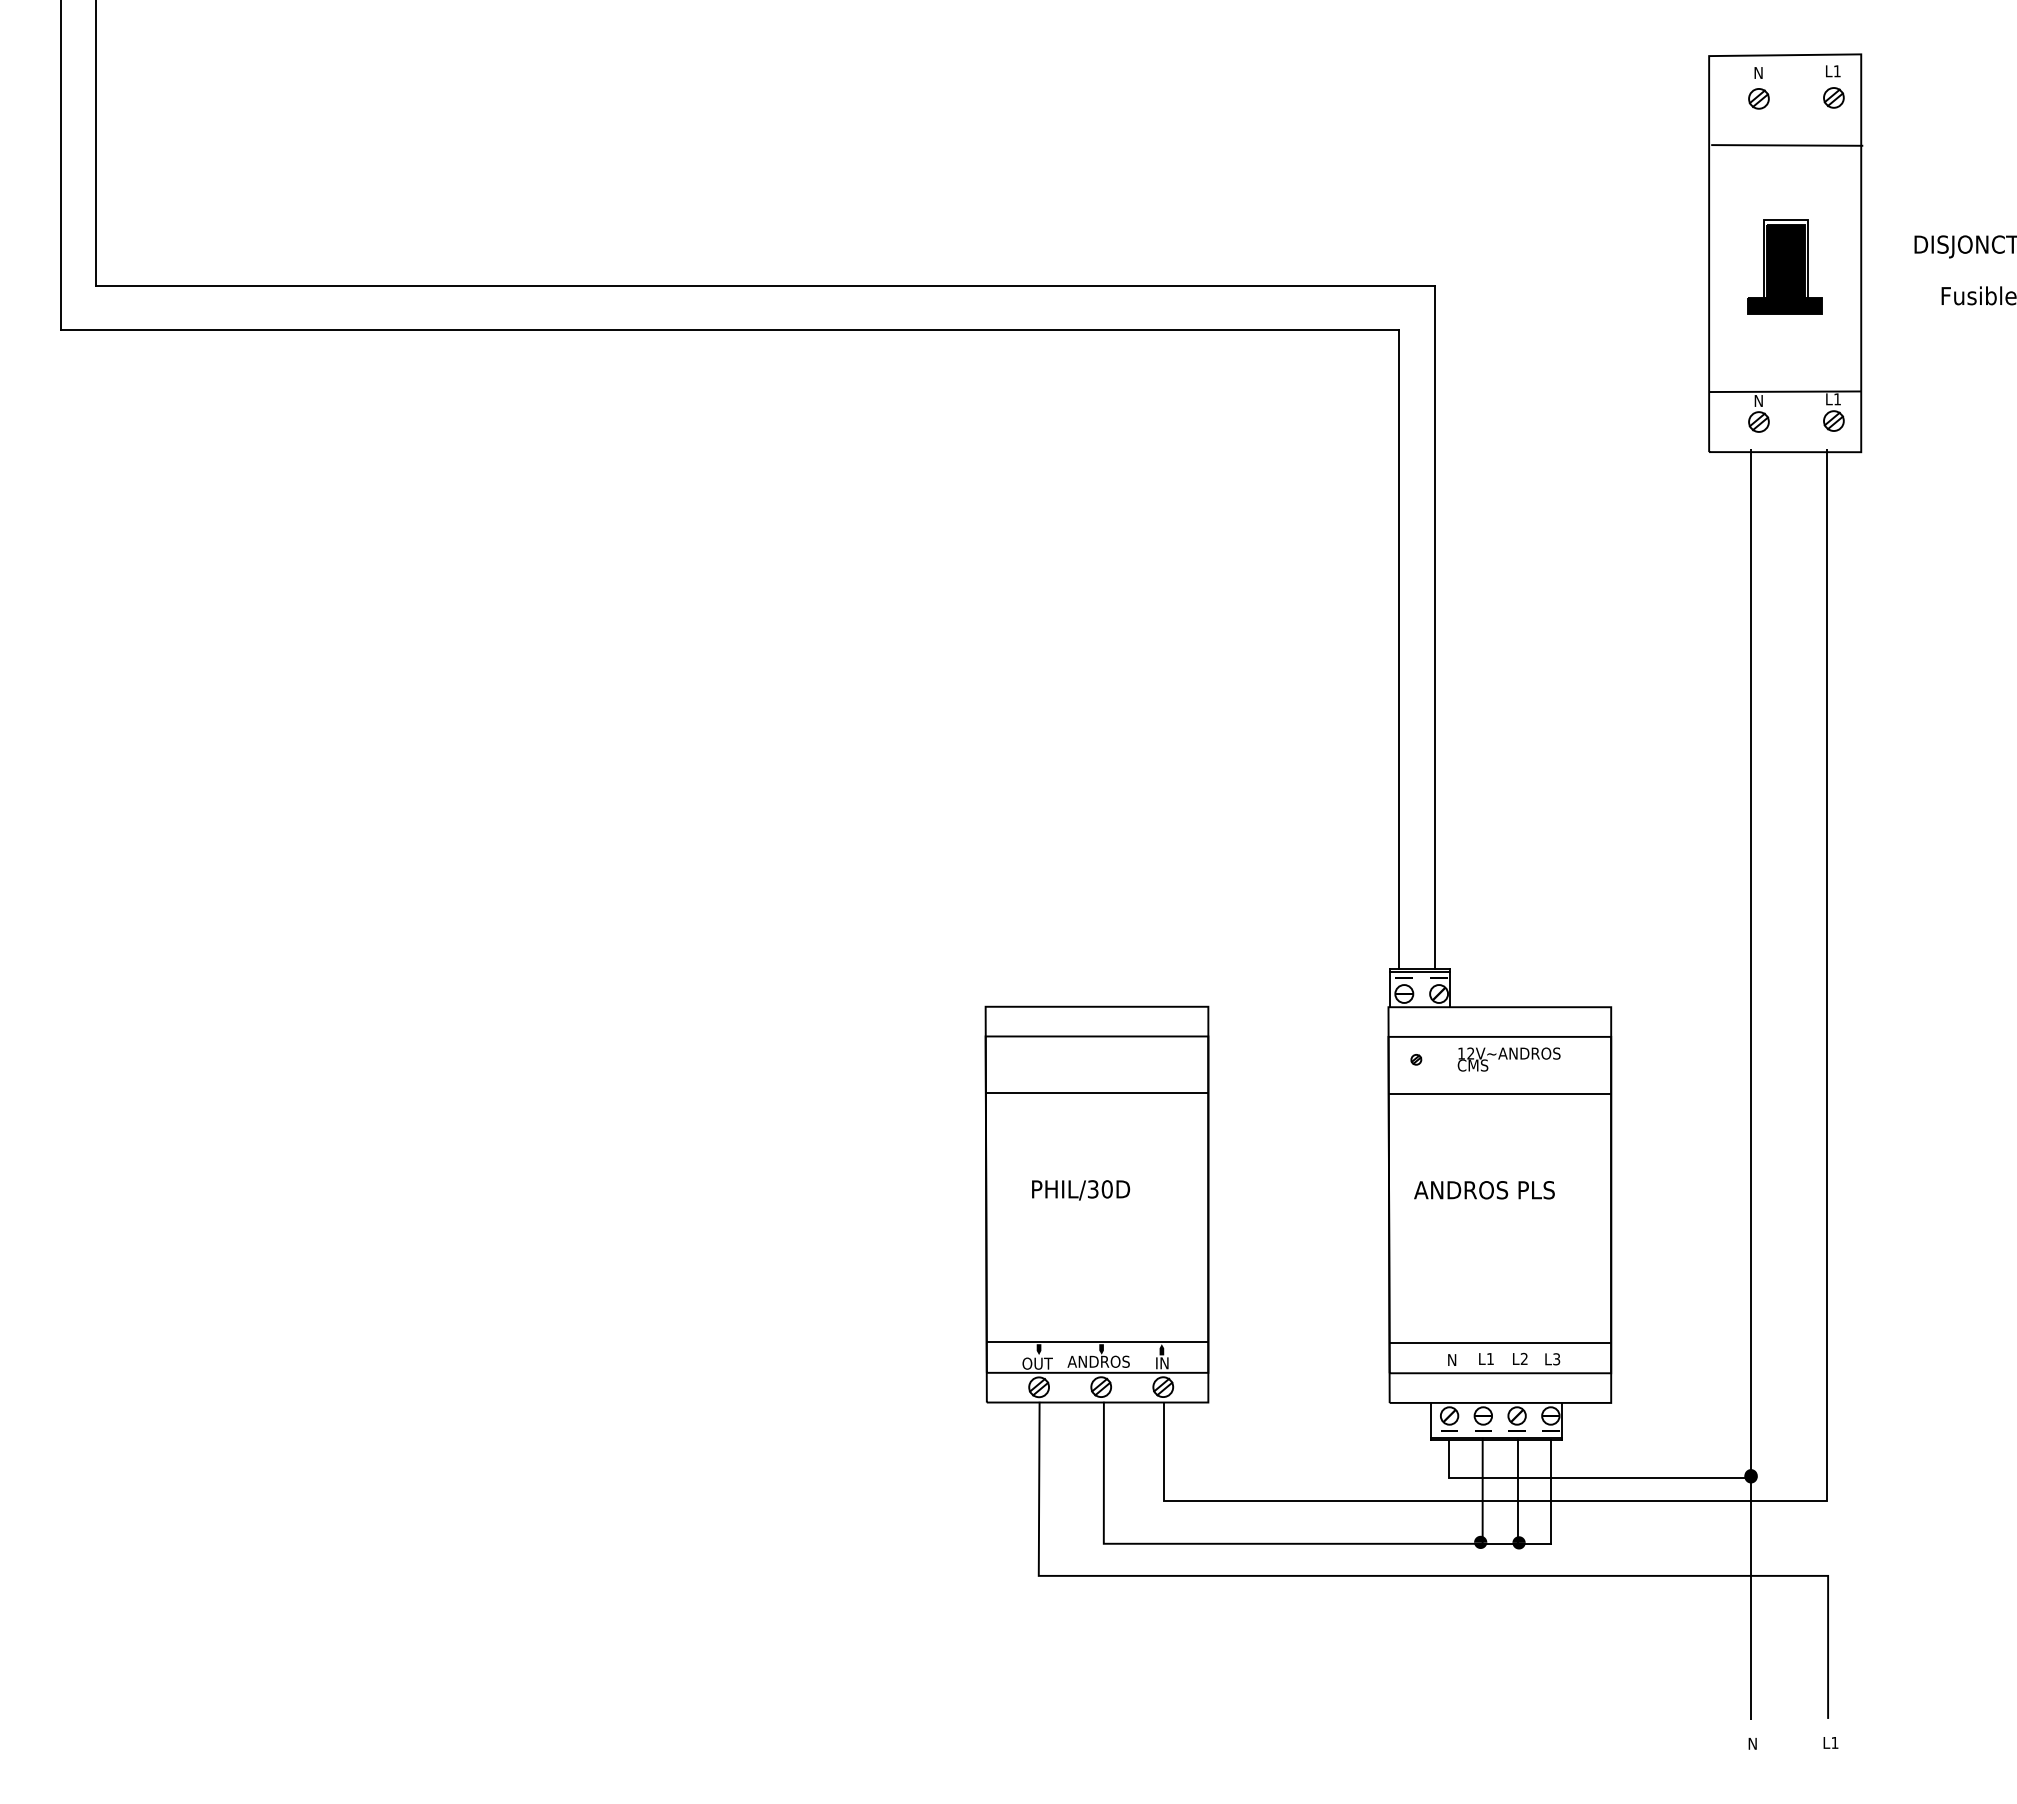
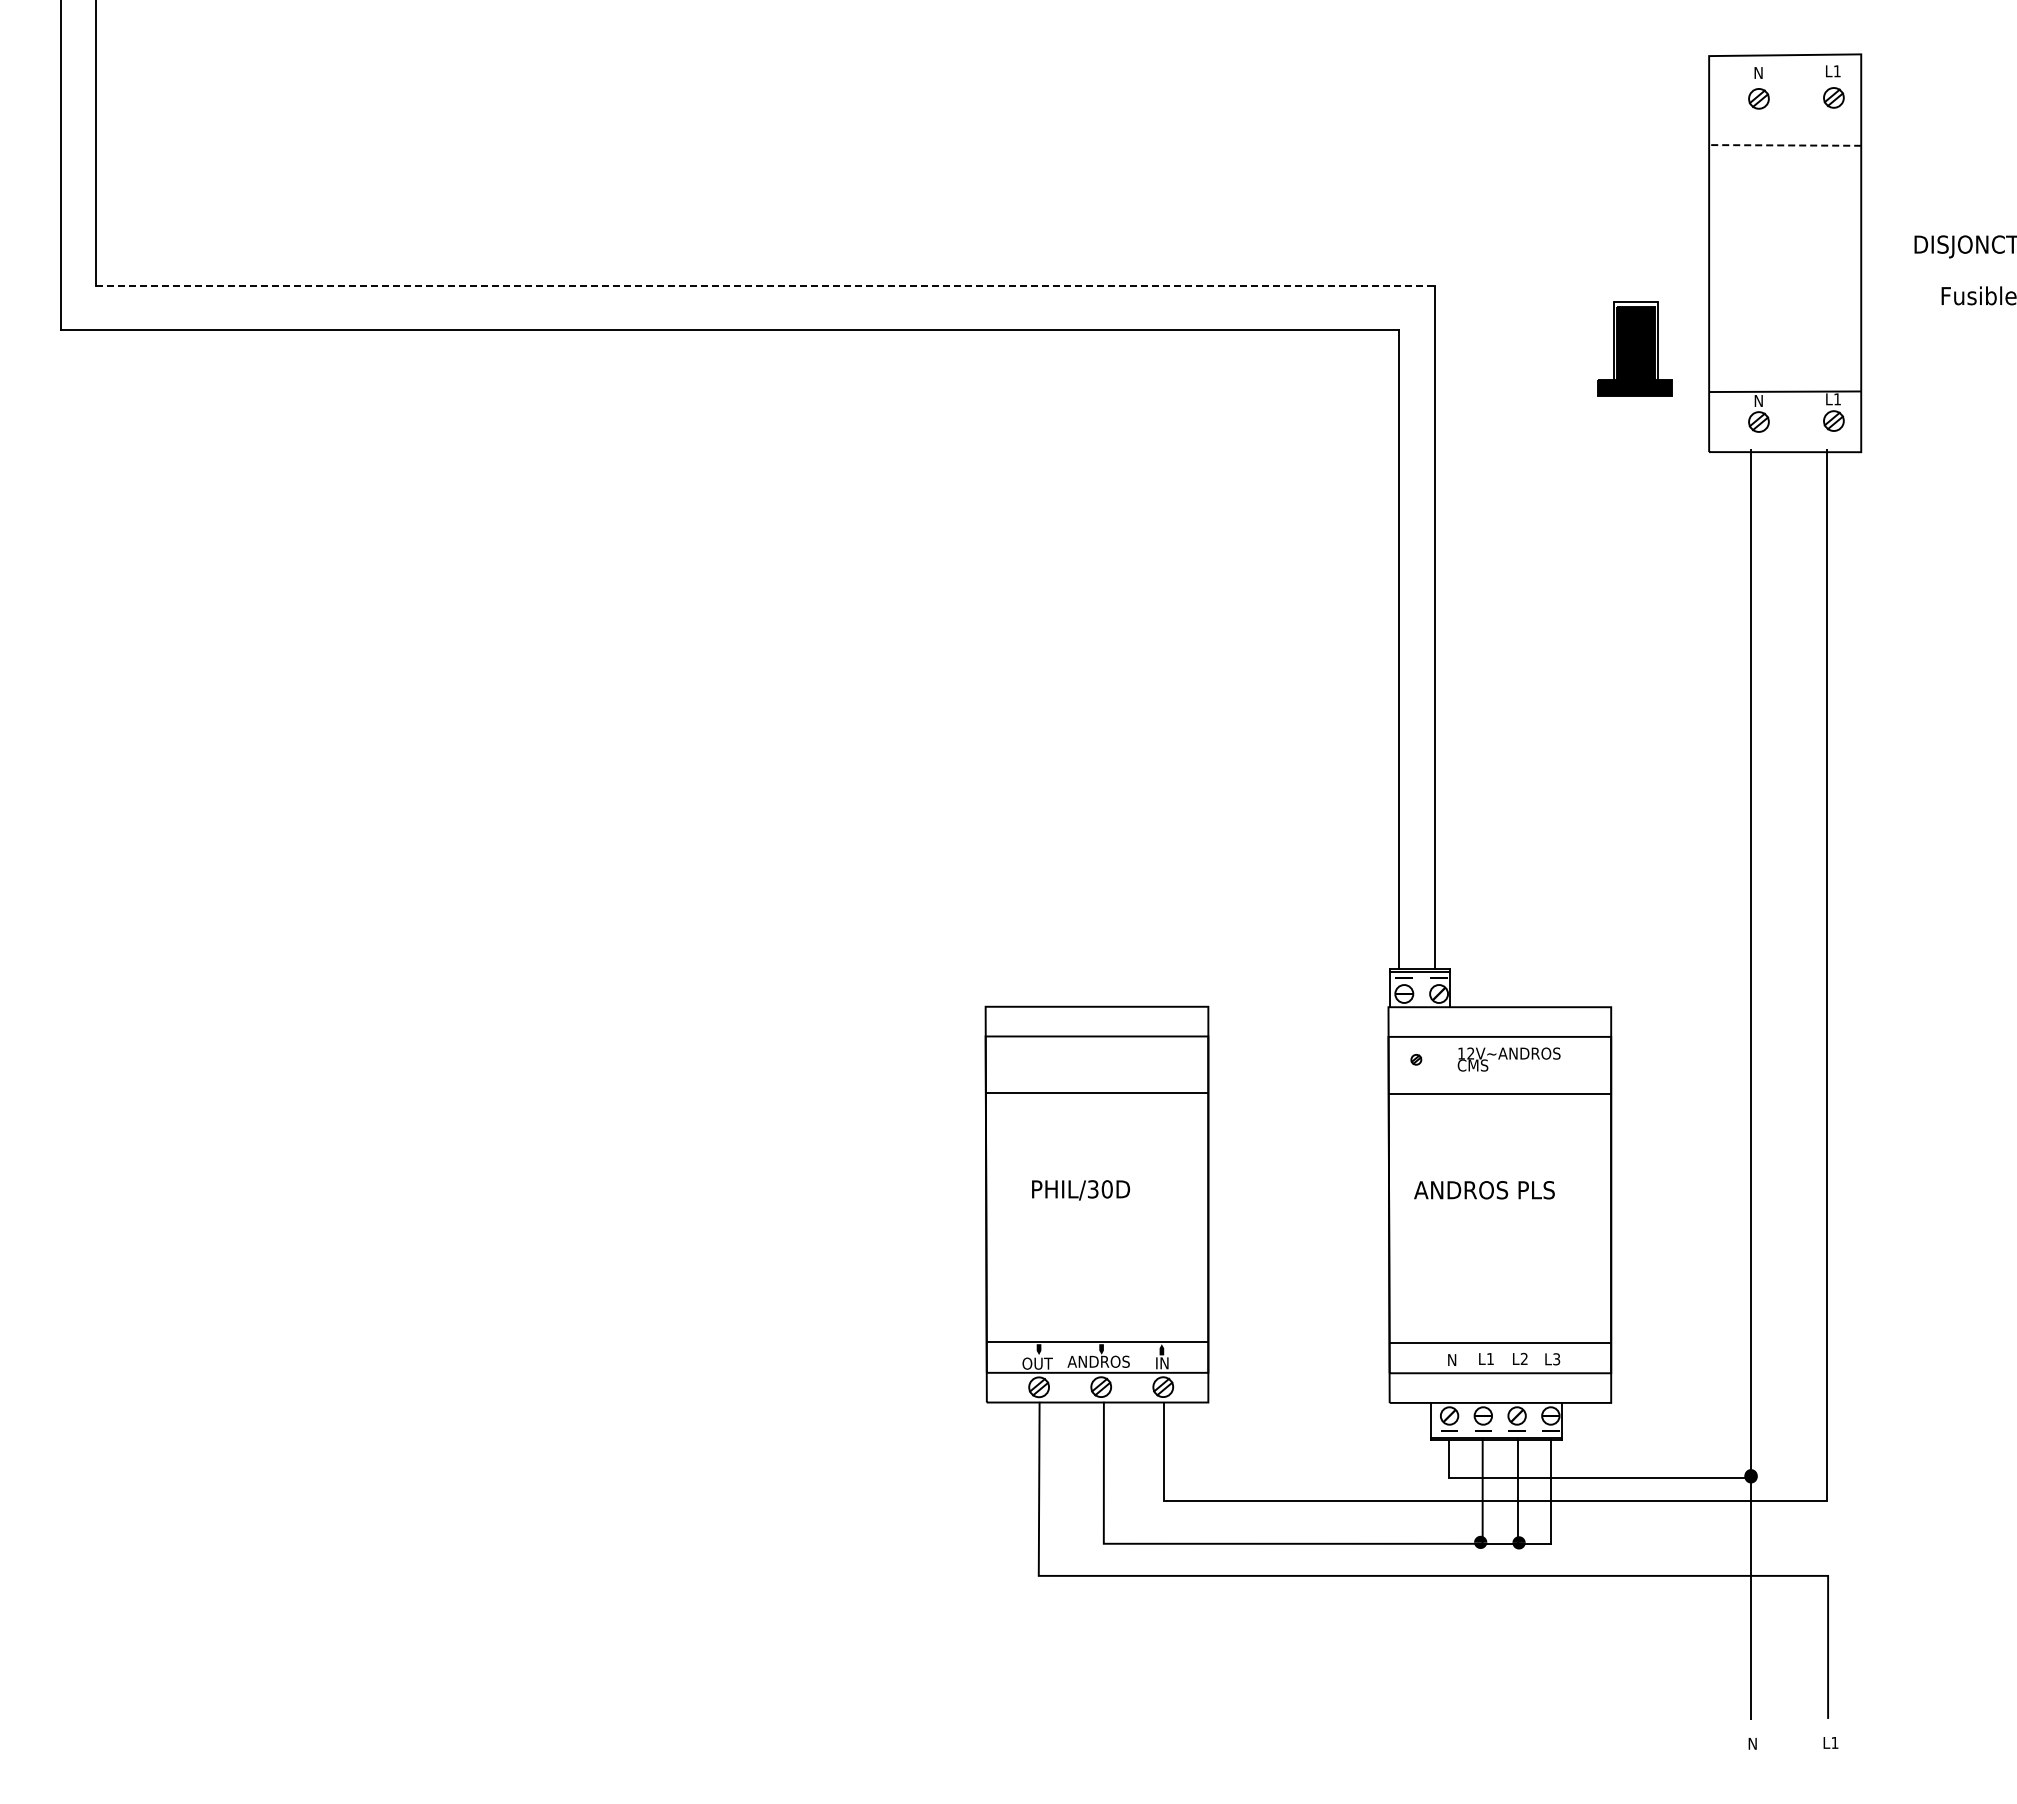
line: solid -> dashed (1787, 145)
part position: (1784, 266) -> (1634, 348) (1634, 348)
line: solid -> dashed (766, 285)
